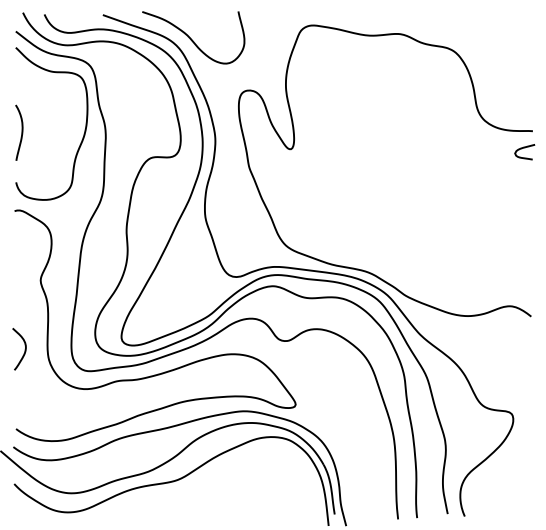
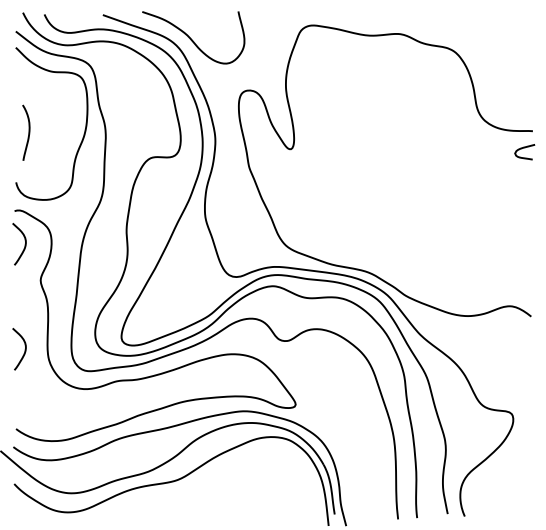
curve position: (21, 132) -> (28, 132) (28, 132)
curve: none -> present (24, 244)
